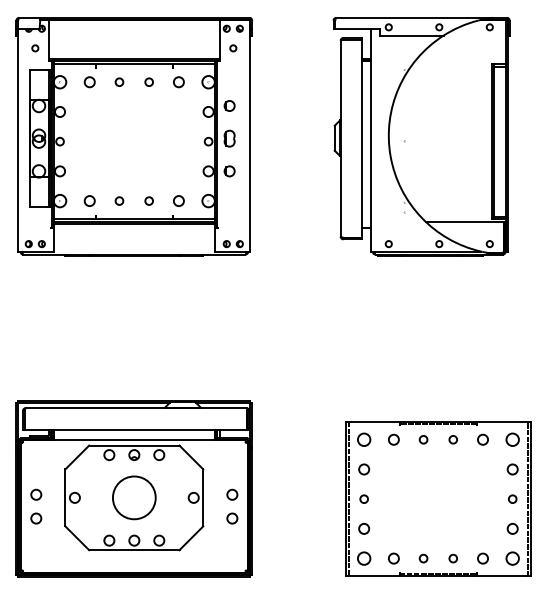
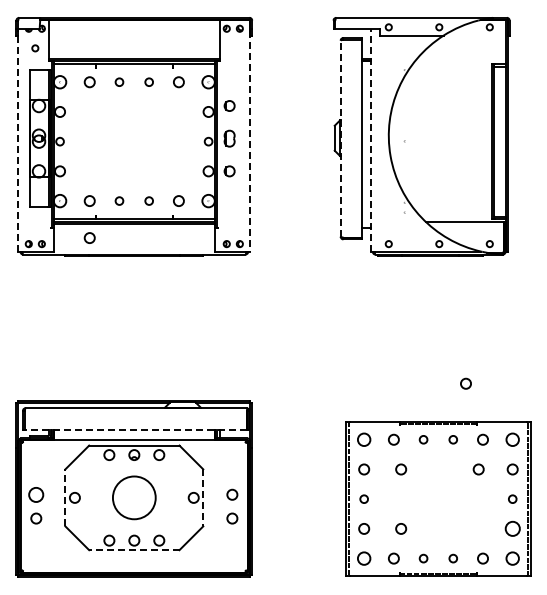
circle: present -> none (233, 48)
line: solid -> dashed (250, 135)
line: solid -> dashed (340, 138)
line: solid -> dashed (18, 139)
line: solid -> dashed (370, 139)
circle: none -> present (89, 237)
circle: none -> present (465, 383)
line: solid -> dashed (135, 429)
circle: none -> present (401, 469)
circle: none -> present (478, 469)
circle size: 13x13 px -> 17x16 px (36, 494)
line: solid -> dashed (65, 497)
line: solid -> dashed (203, 497)
circle: none -> present (401, 528)
circle size: 13x12 px -> 17x17 px (512, 528)
line: solid -> dashed (133, 550)
